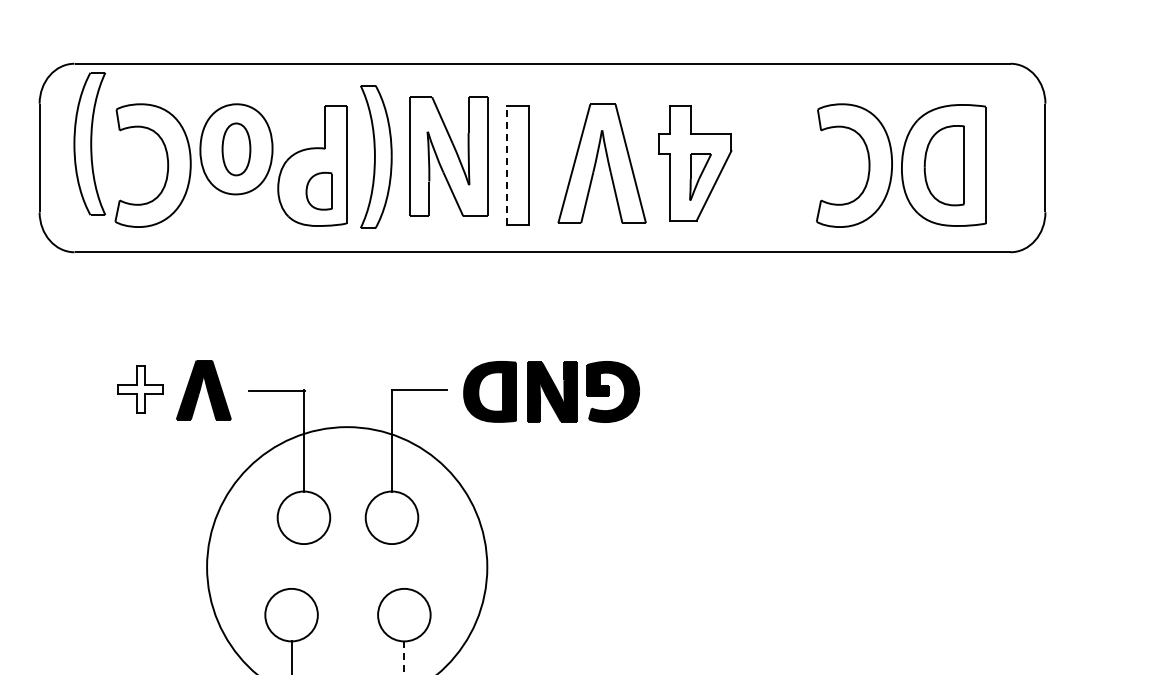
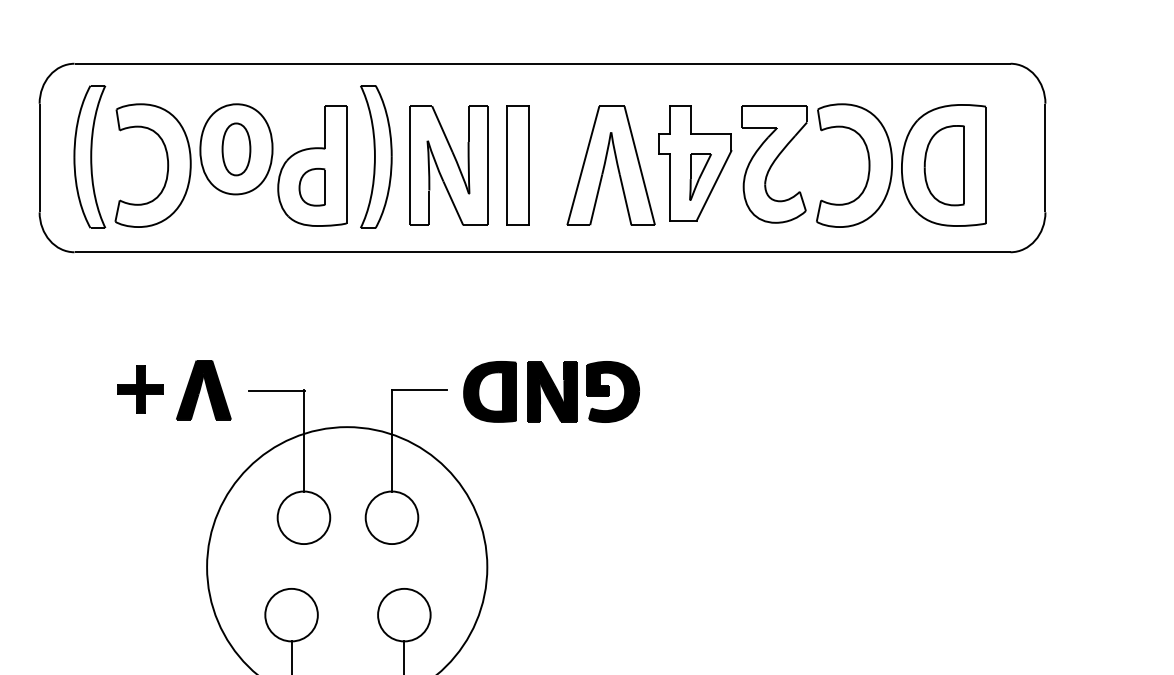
part position: (89, 143) -> (89, 156) (89, 156)
part position: (448, 156) -> (448, 165) (448, 165)
part position: (601, 163) -> (610, 165) (610, 165)
part: none -> present (774, 164)
line: dashed -> solid (507, 165)
part position: (318, 190) -> (311, 186) (311, 186)
fill: none -> present (140, 389)
line: dashed -> solid (404, 658)
